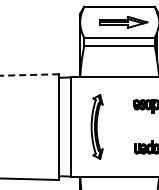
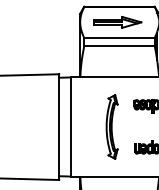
part position: (123, 22) -> (117, 22) (117, 22)
line: dashed -> solid (29, 75)
part position: (96, 126) -> (111, 126) (111, 126)
